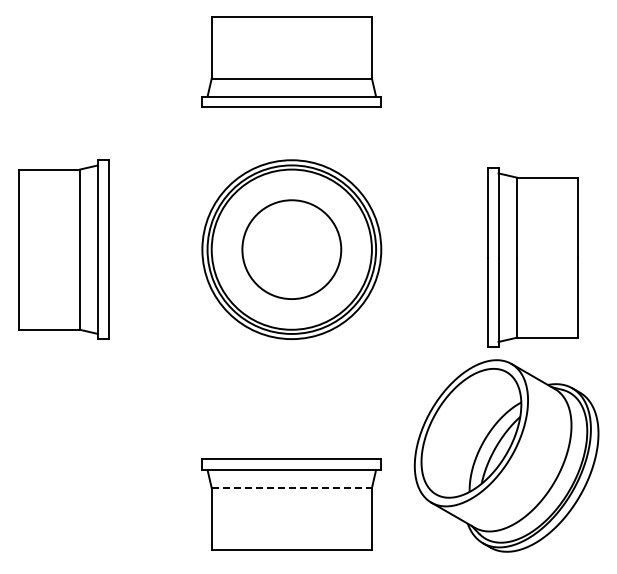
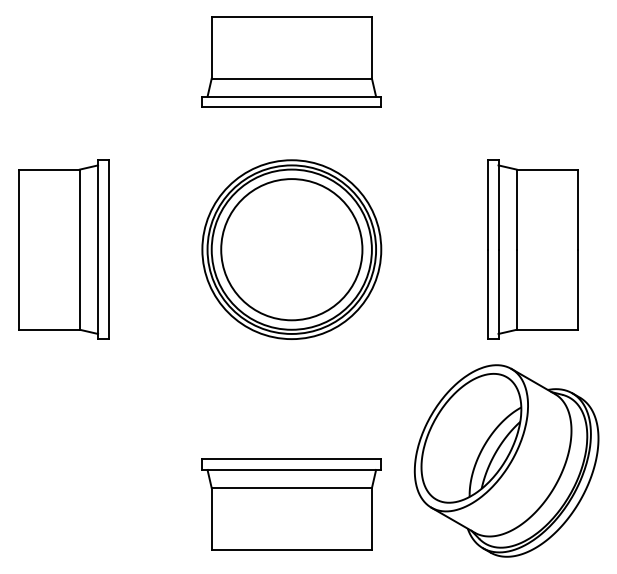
circle diameter: 99 px -> 141 px (291, 249)
part position: (532, 257) -> (532, 249) (532, 249)
part position: (506, 455) -> (506, 460) (506, 460)
line: dashed -> solid (292, 488)
